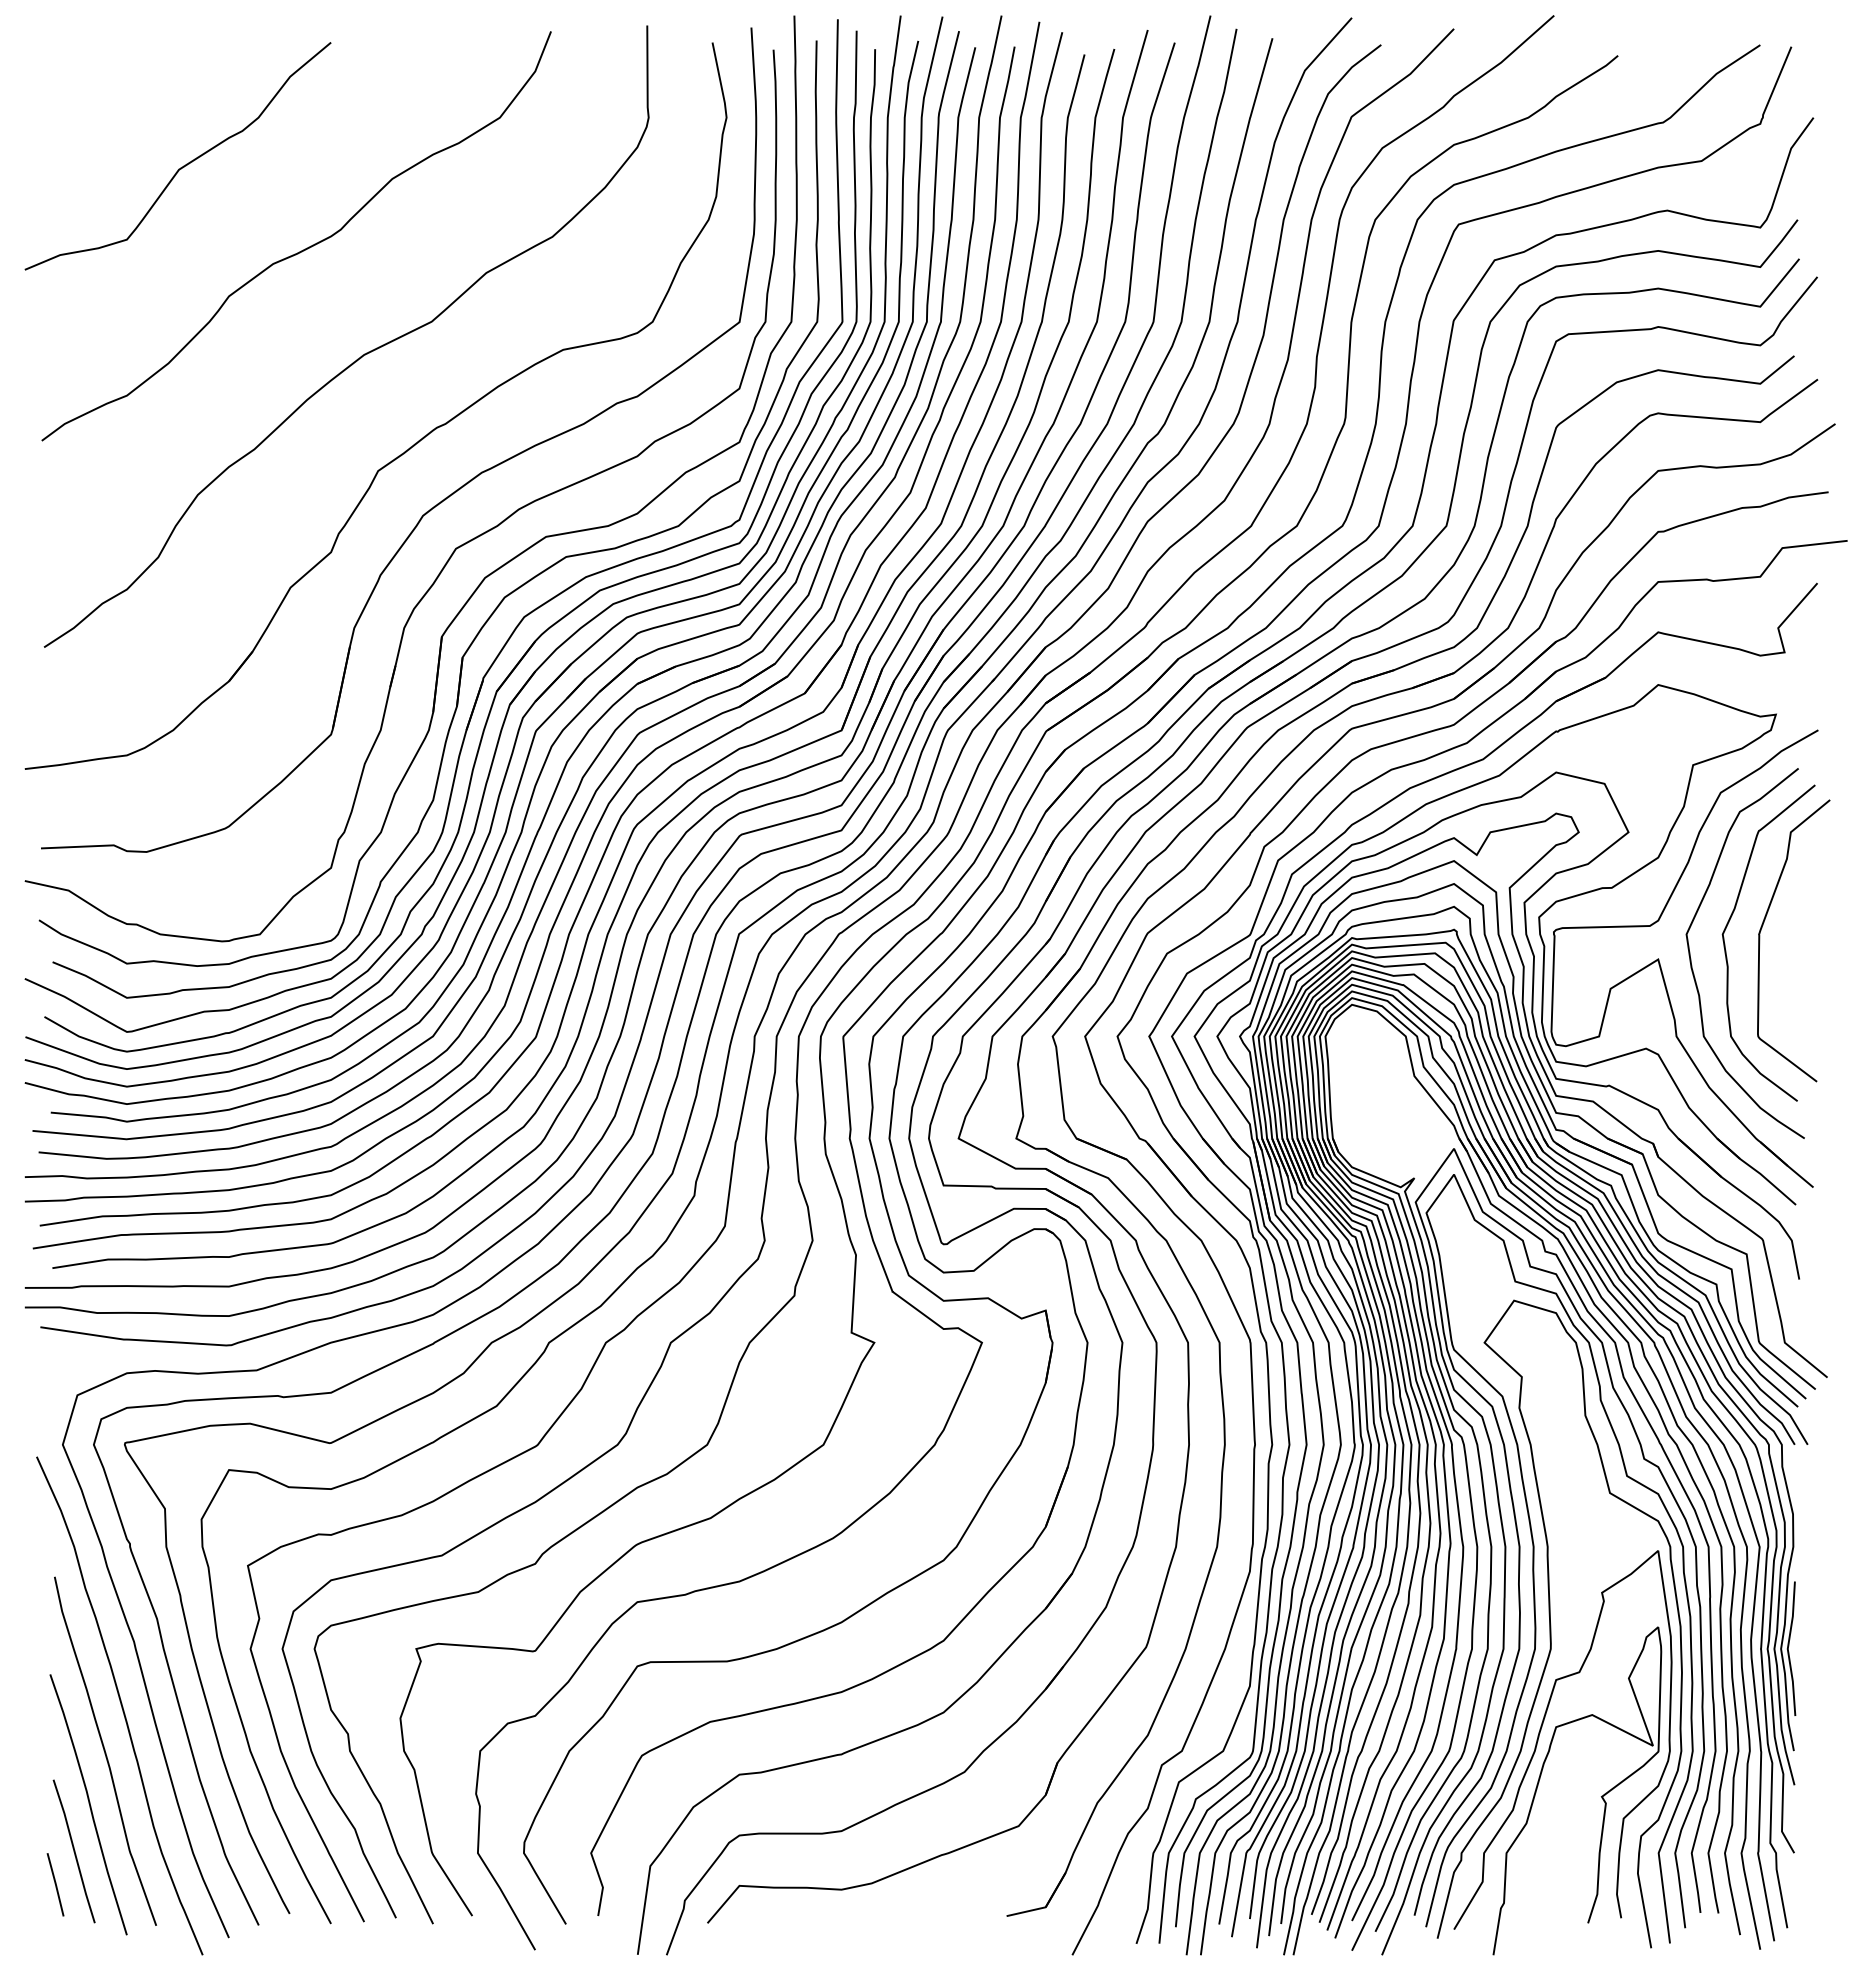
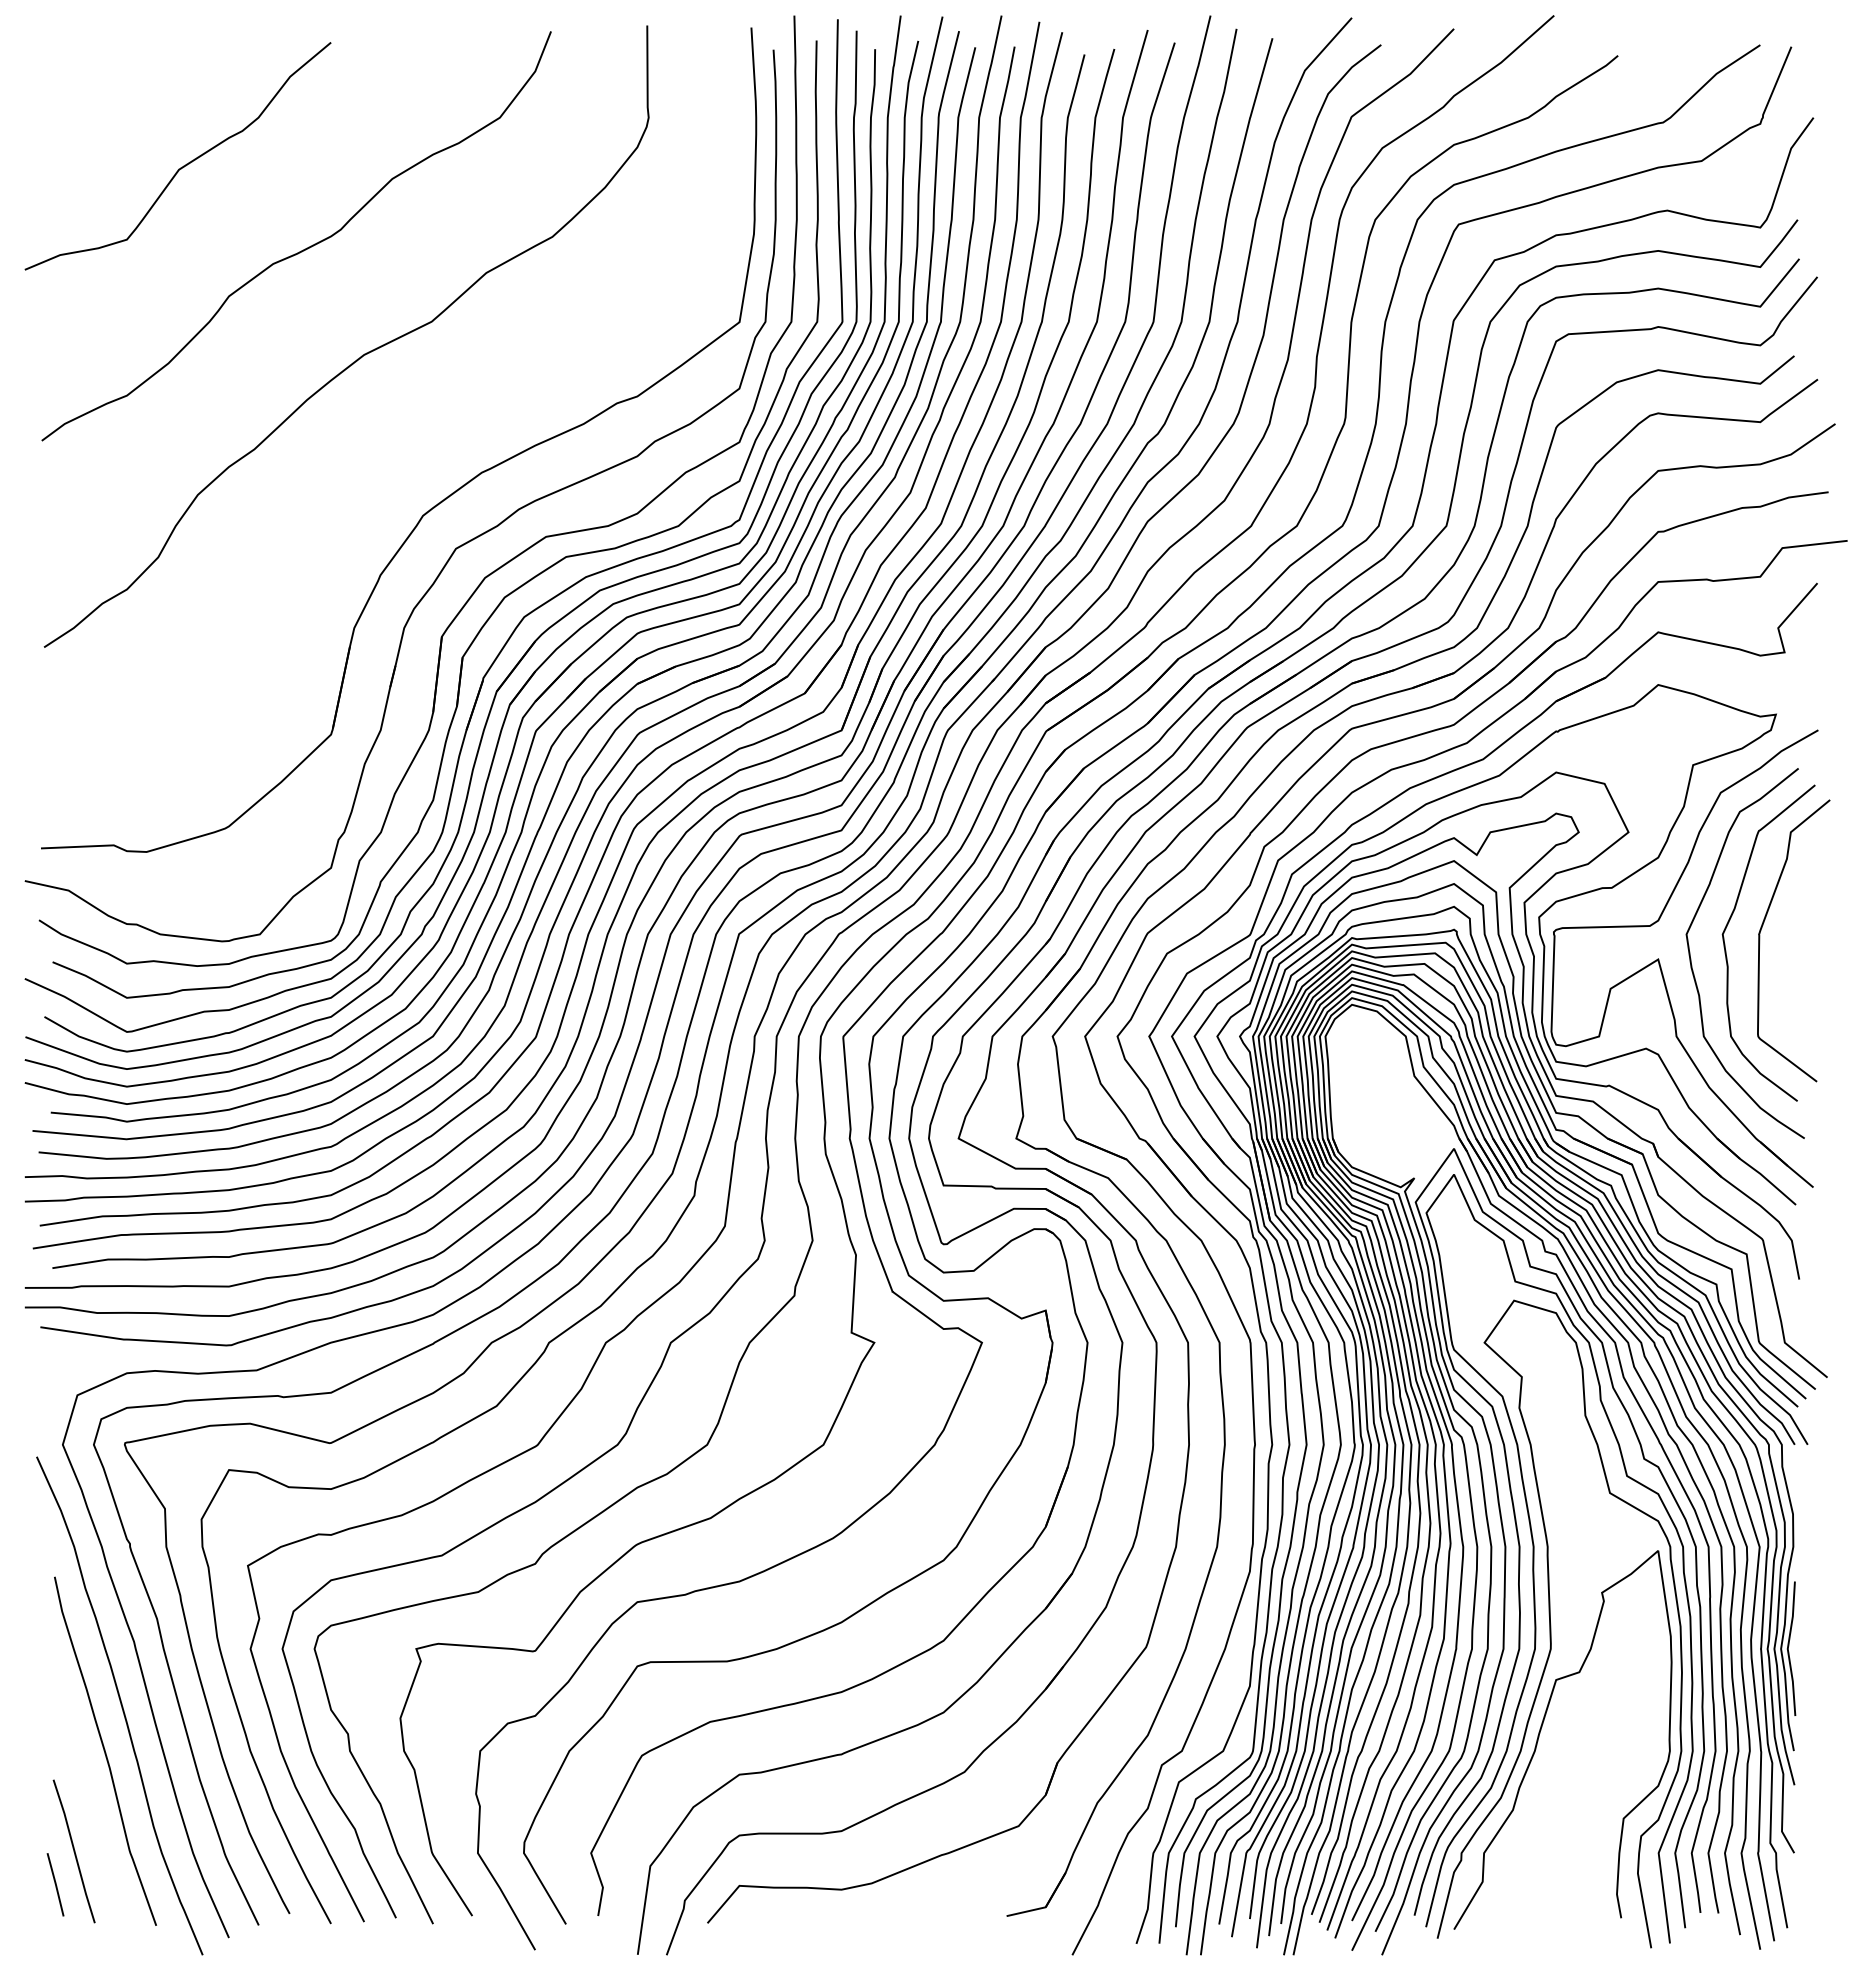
part: present -> none (410, 446)
curve: present -> none (1600, 1796)
curve: present -> none (88, 1803)
